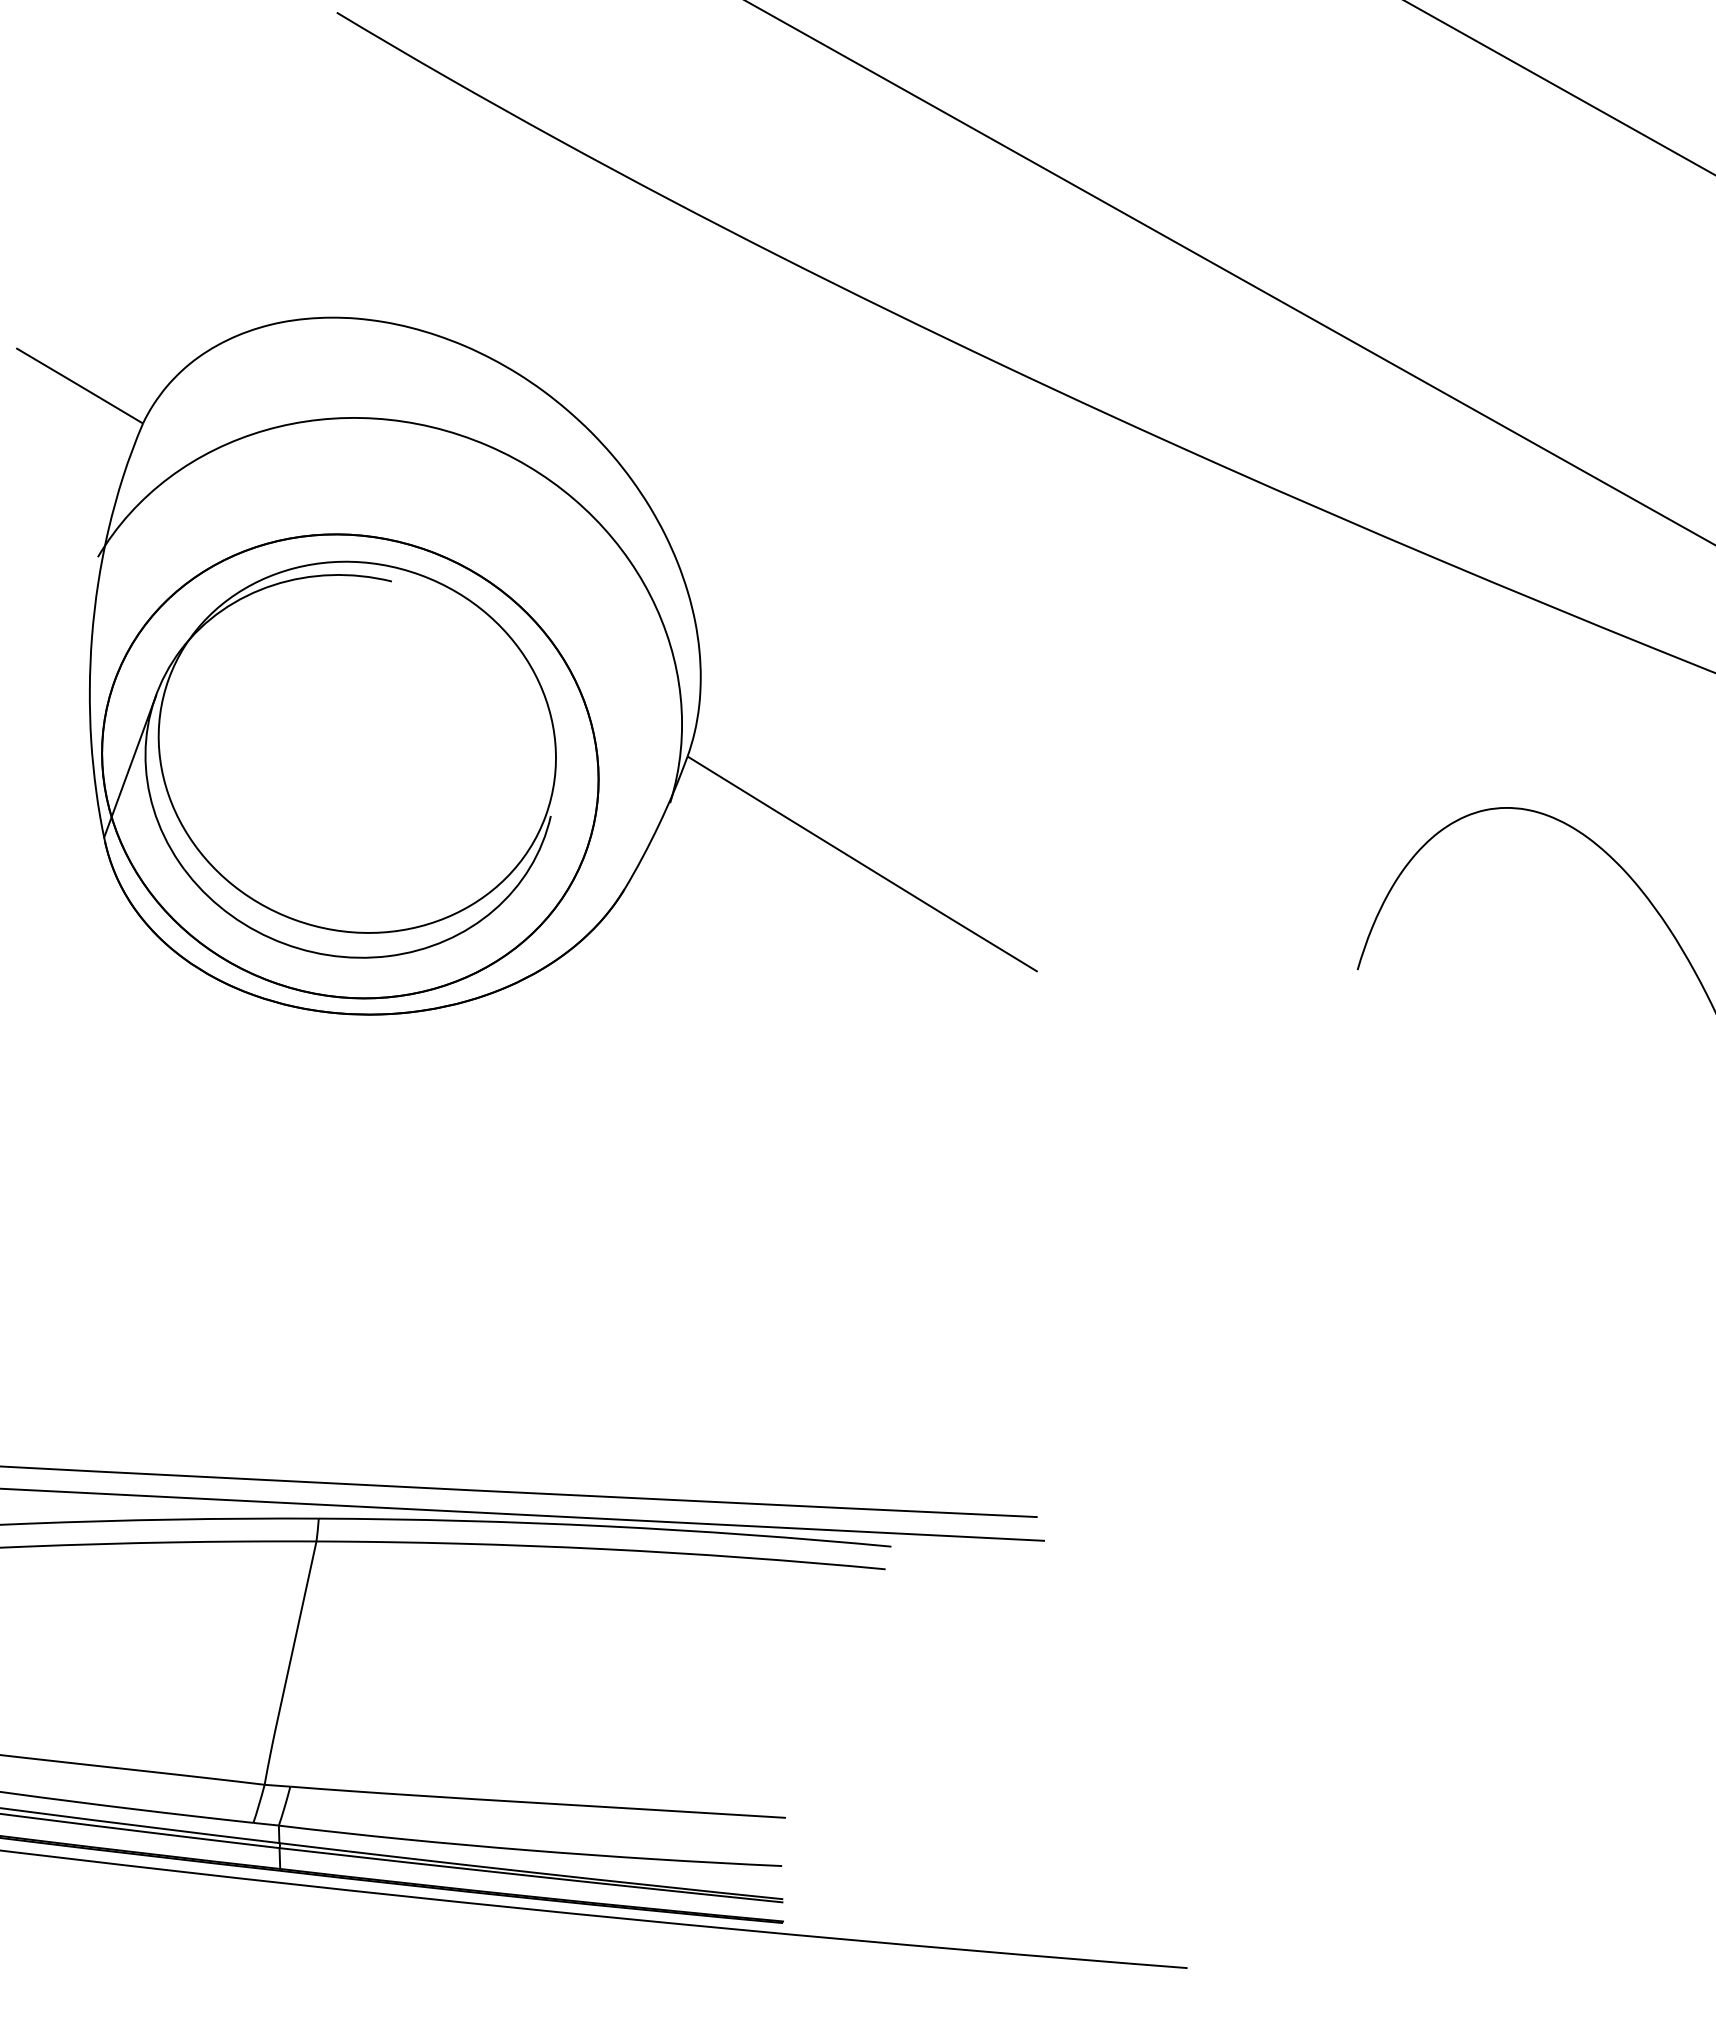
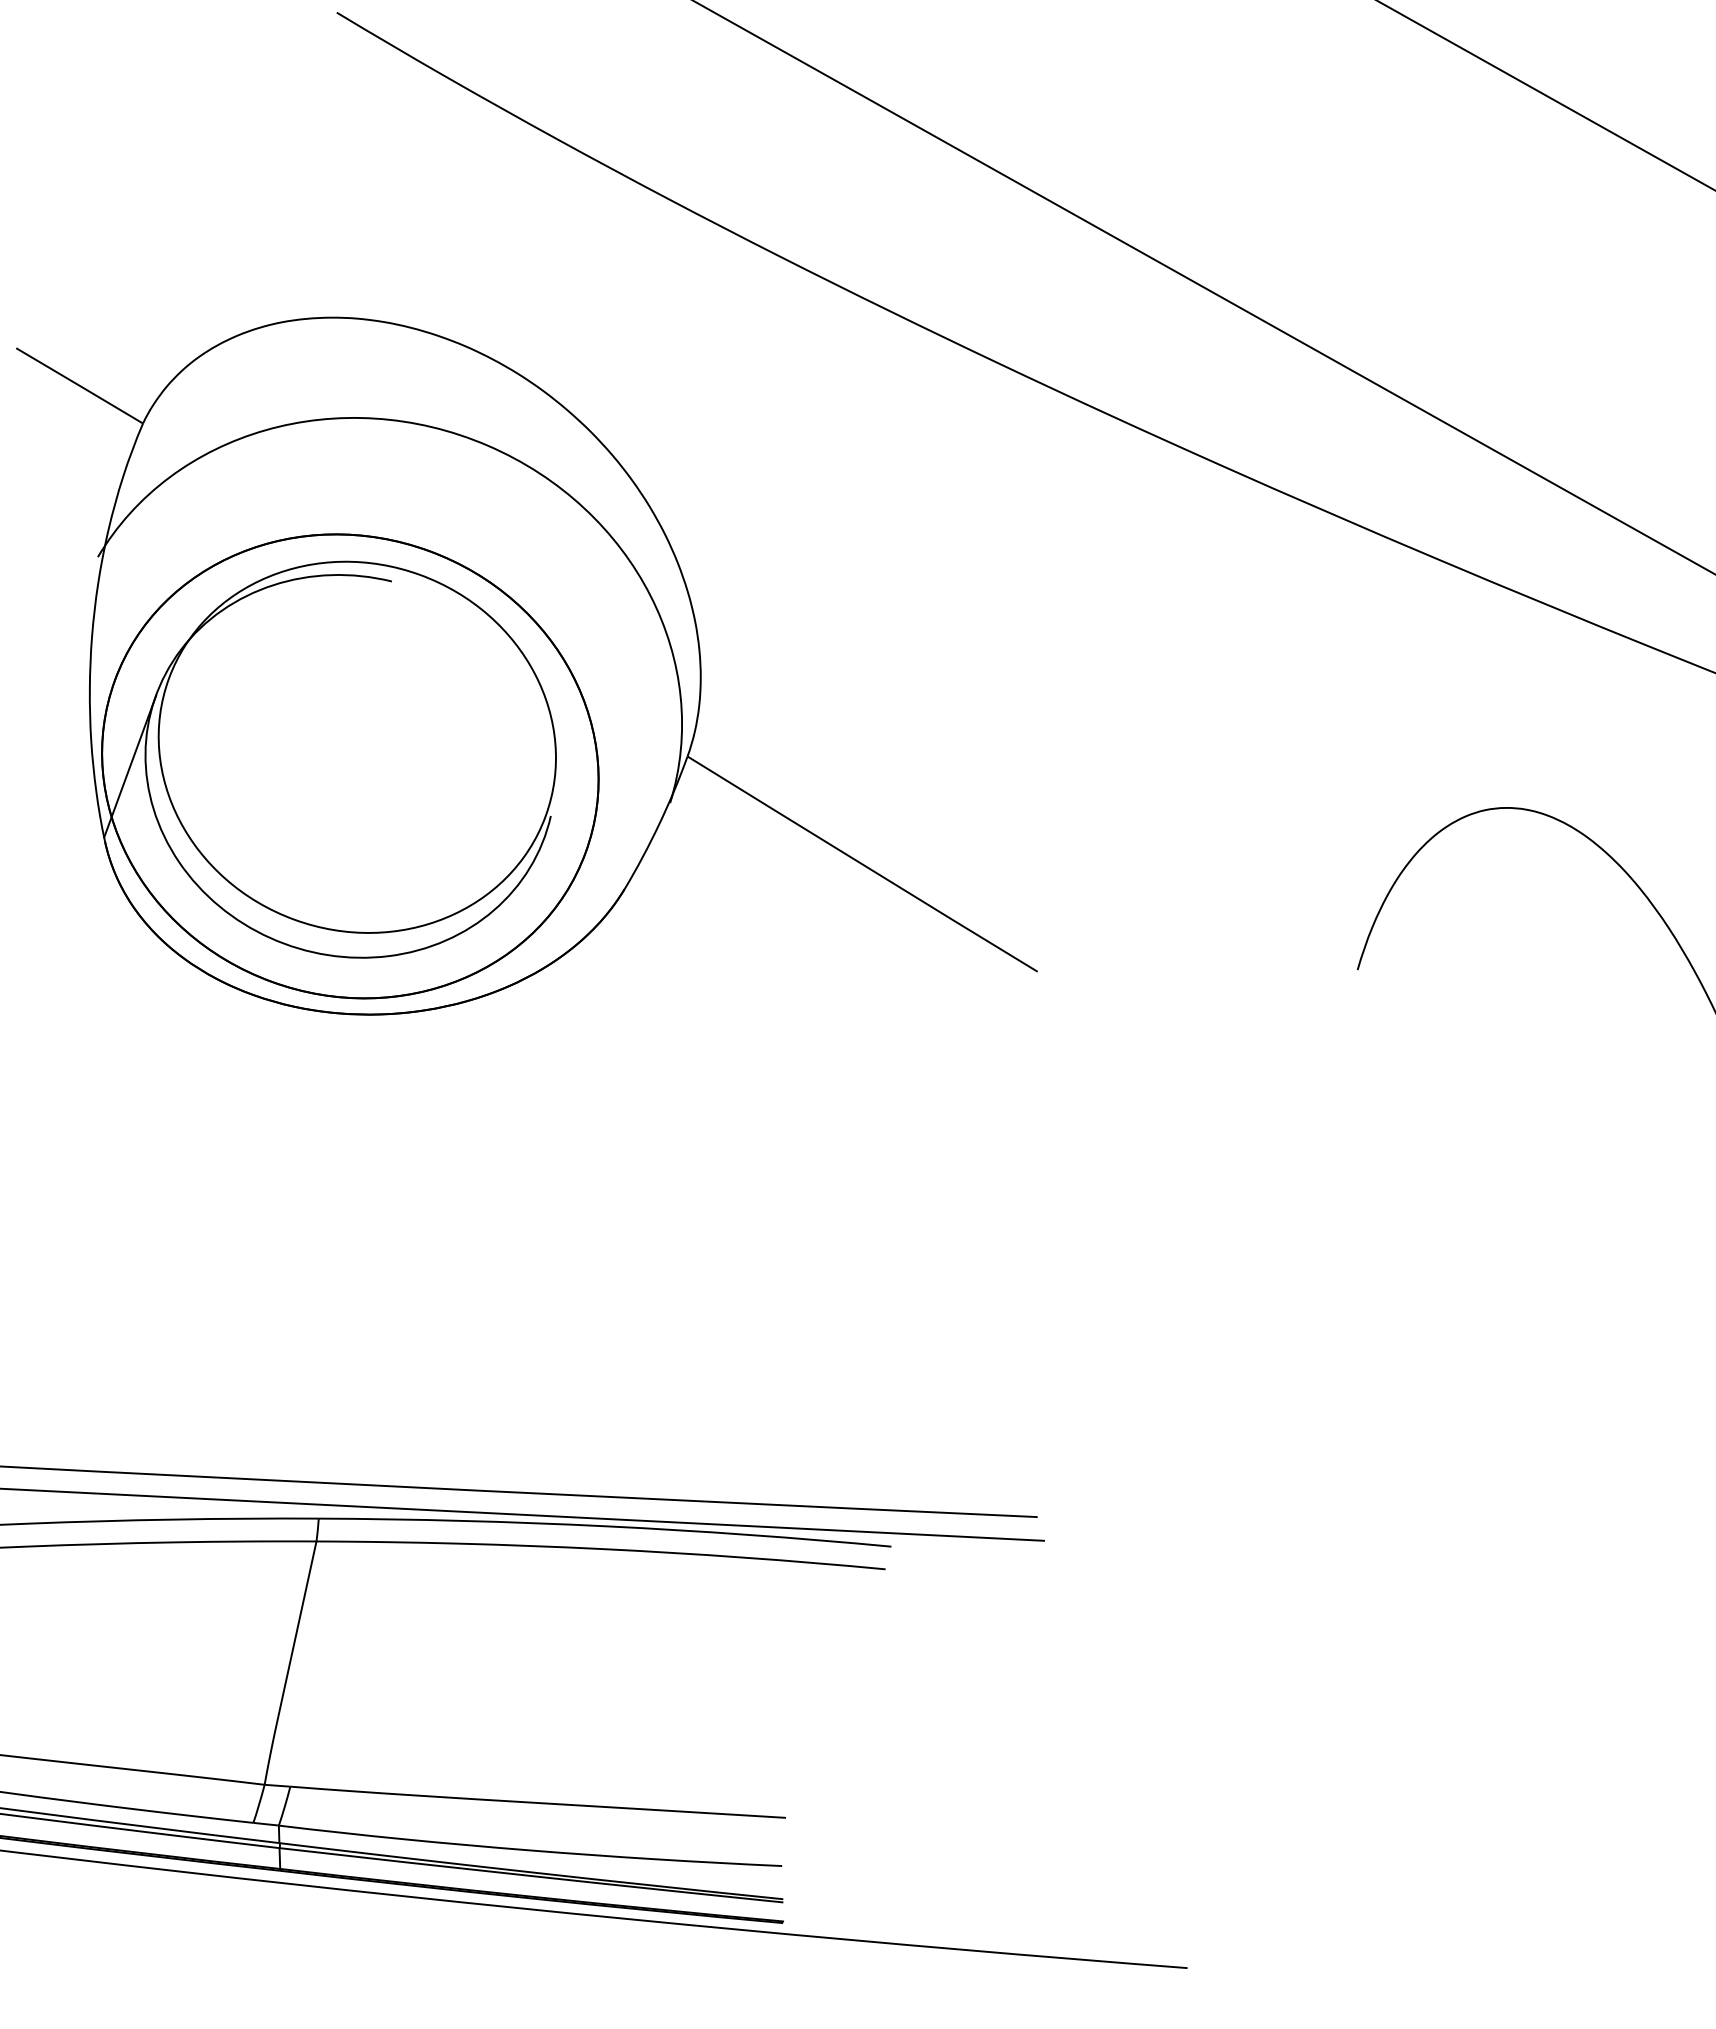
line position: (1559, 87) -> (1546, 95) (1546, 95)
line position: (1230, 272) -> (1204, 287) (1204, 287)
